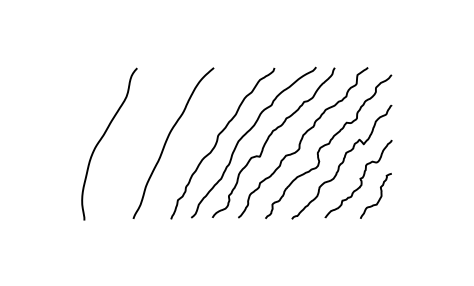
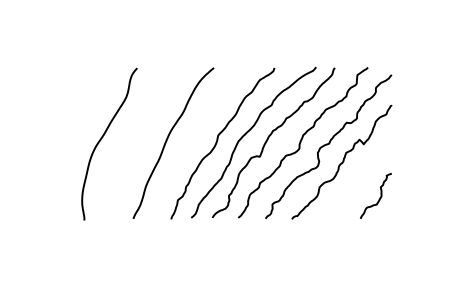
curve: present -> none (359, 178)
